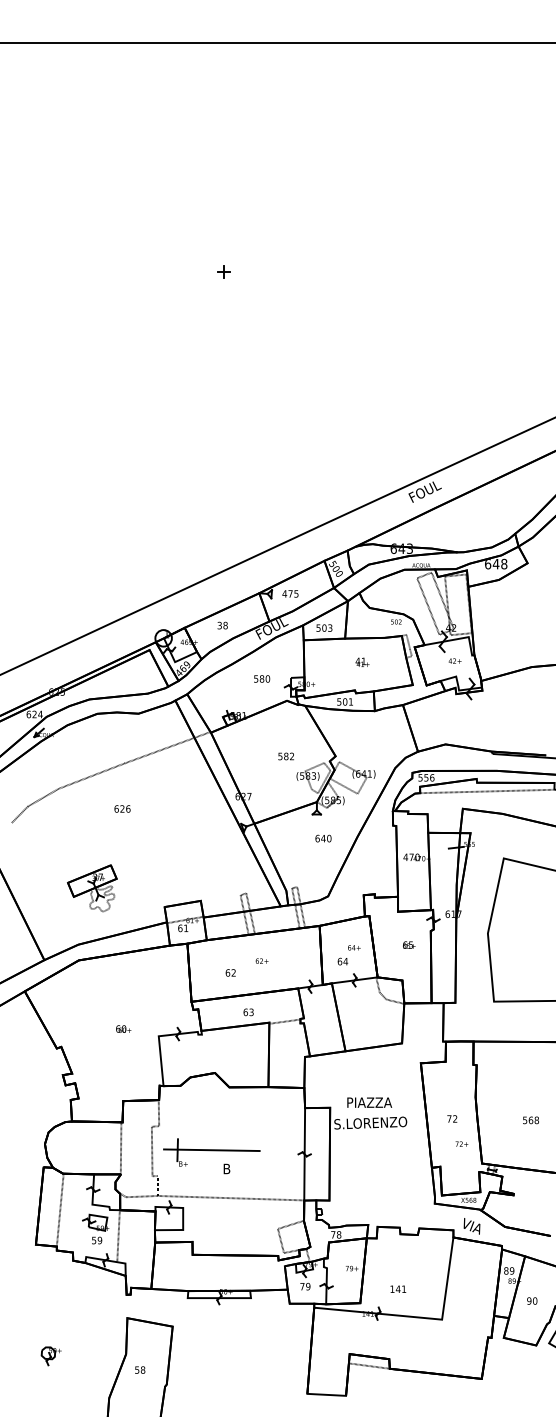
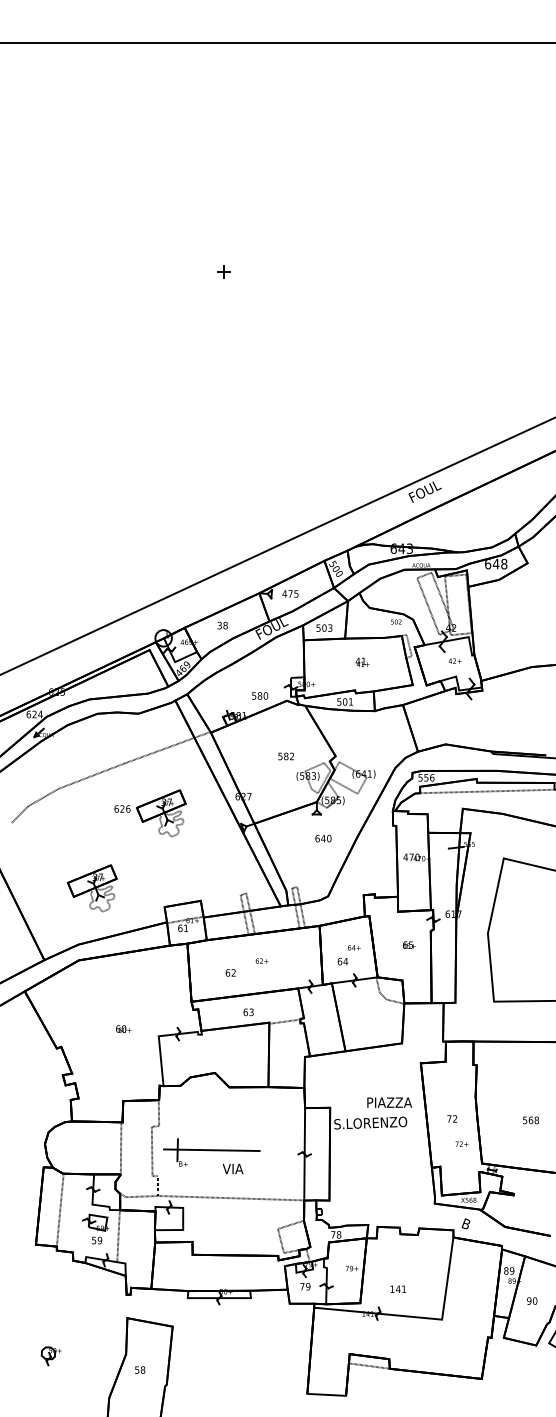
text position: (262, 678) -> (260, 695) (260, 695)
part: none -> present (161, 813)
text position: (369, 1102) -> (389, 1102) (389, 1102)
text: B -> VIA (232, 1168)
text: VIA -> B (470, 1226)
